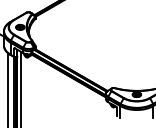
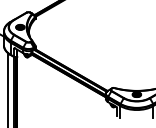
line: present -> none (20, 87)
